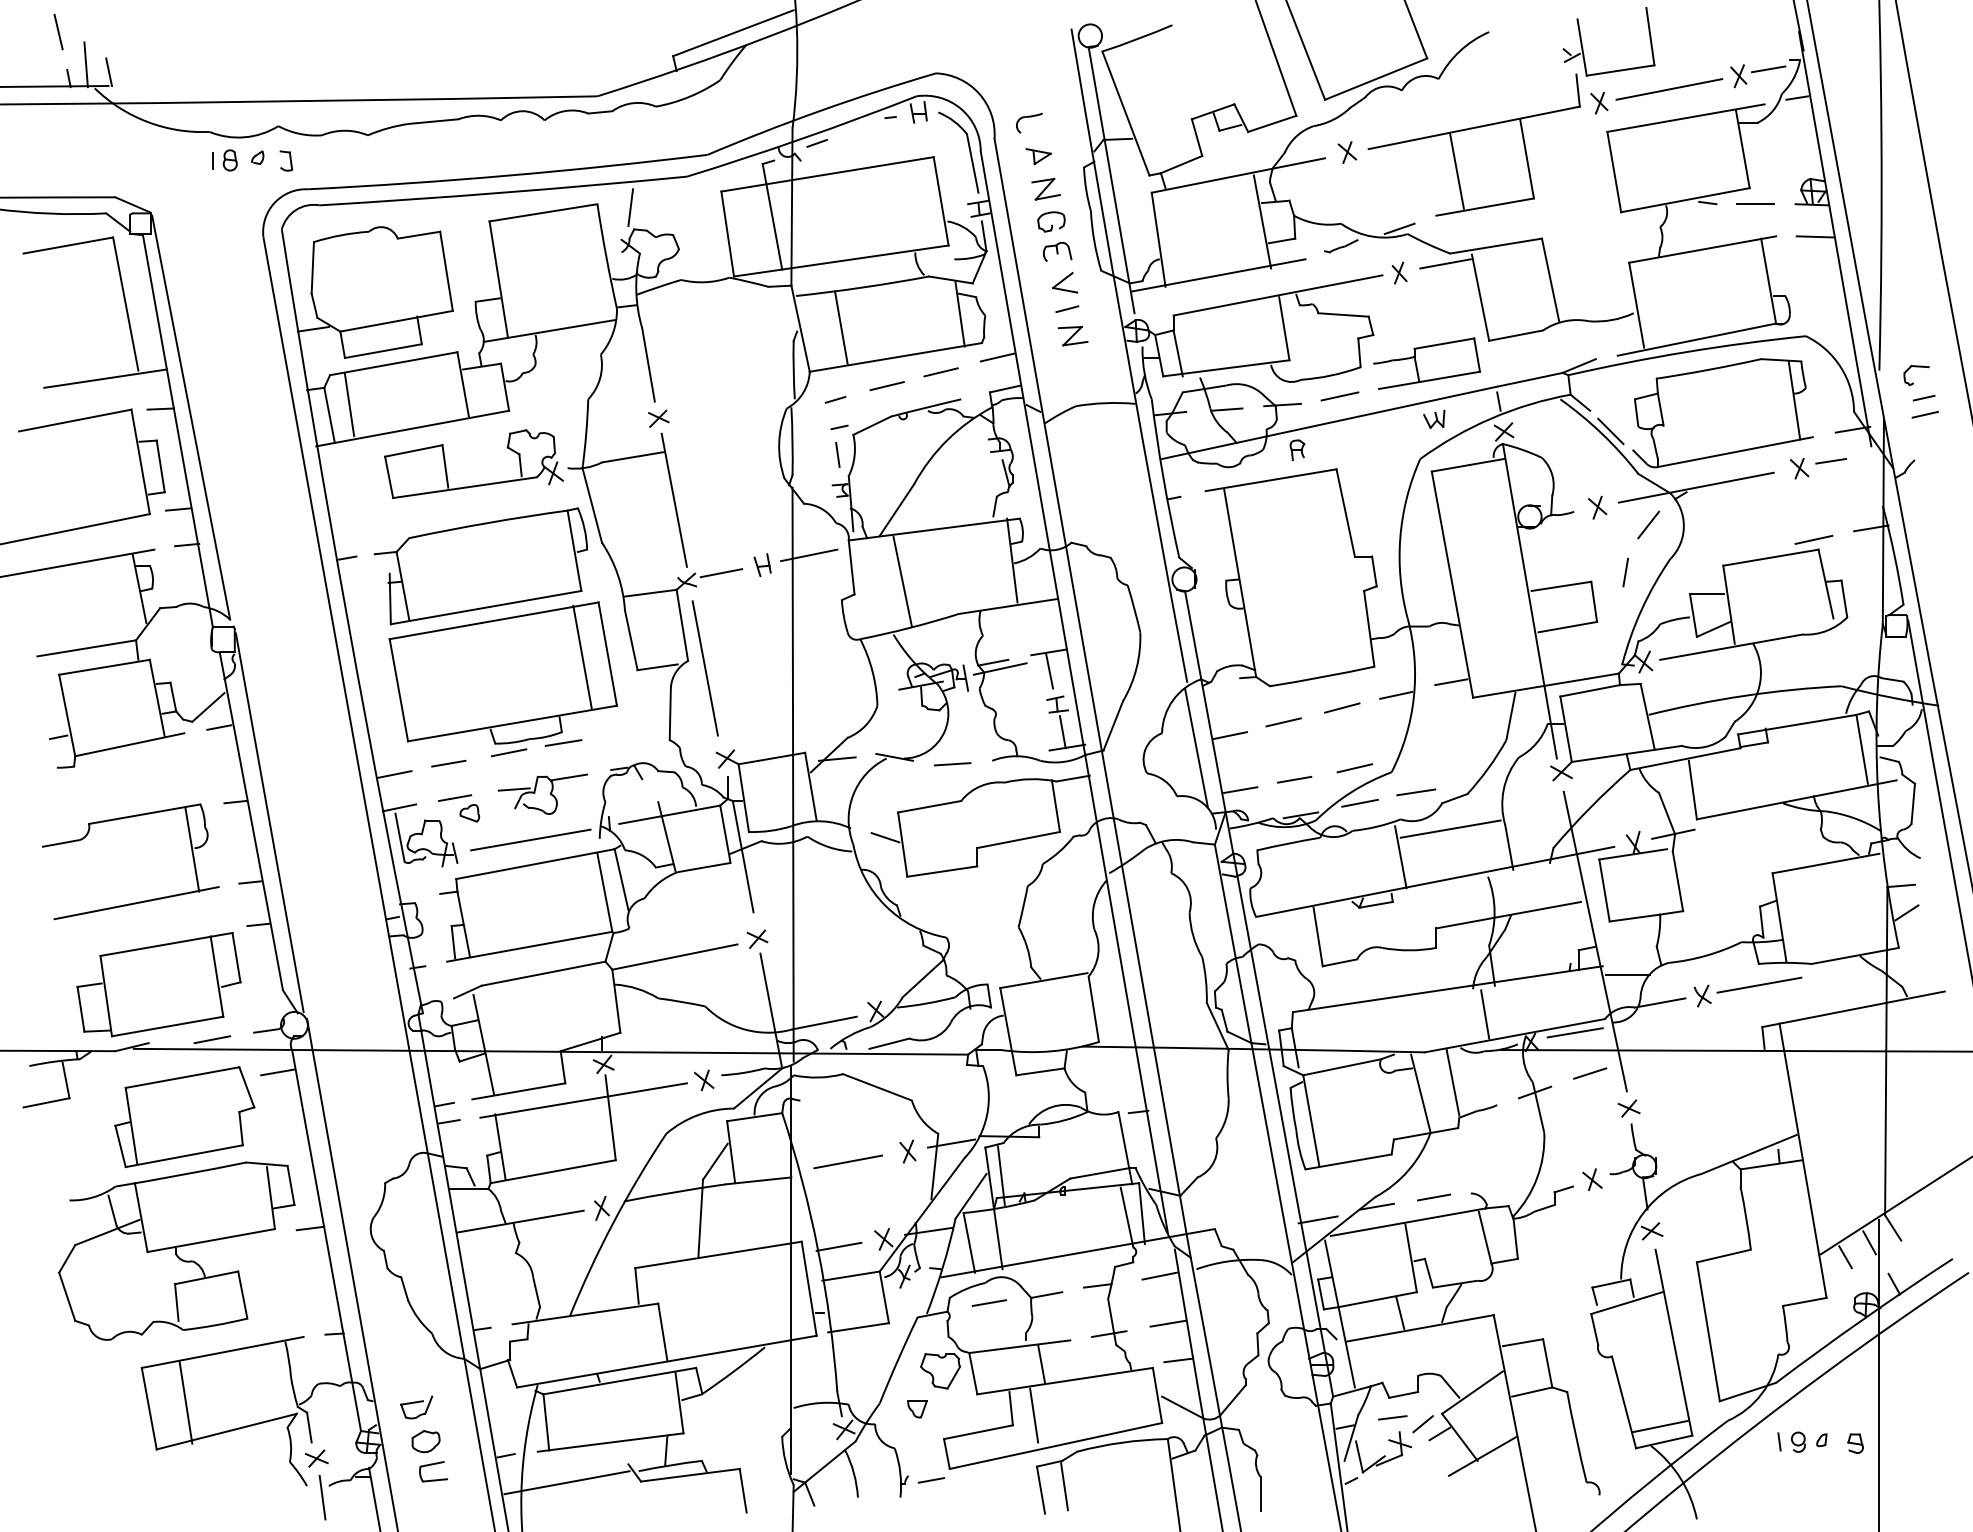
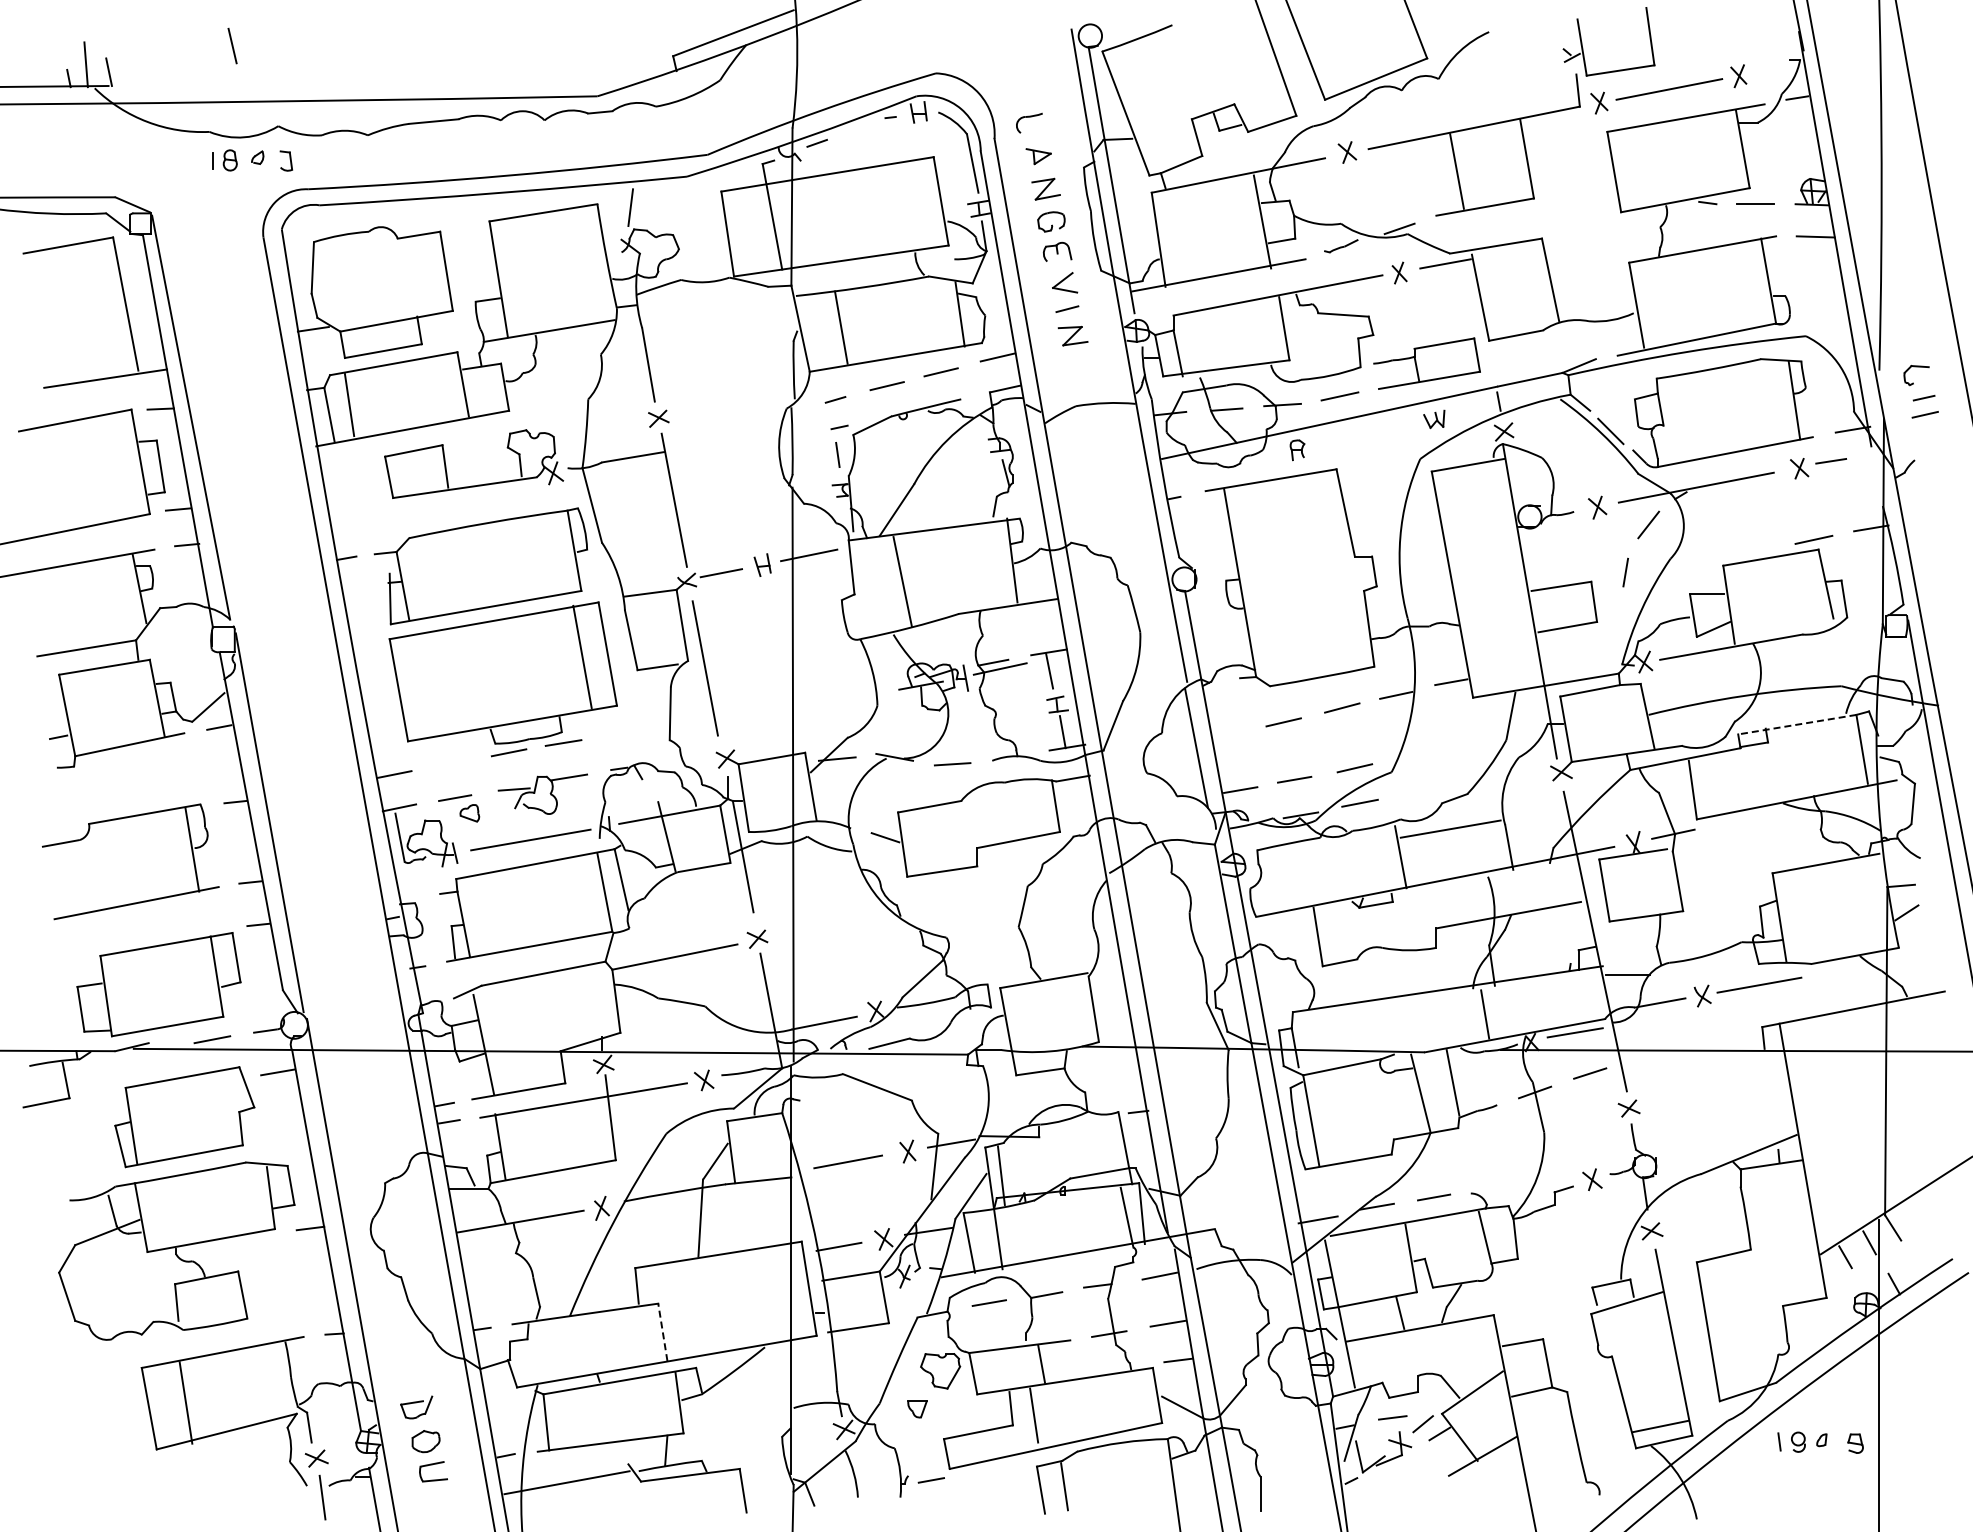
line position: (58, 32) -> (232, 46) (232, 46)
line: present -> none (1768, 69)
line: solid -> dashed (1797, 724)
line: present -> none (1230, 735)
line: present -> none (448, 763)
line: present -> none (1416, 792)
line: solid -> dashed (662, 1331)
